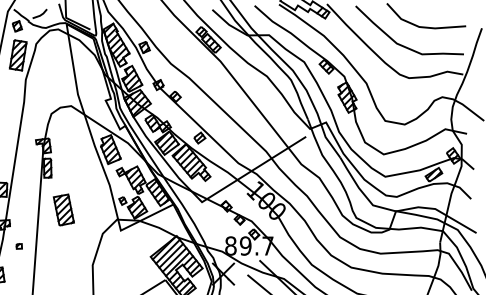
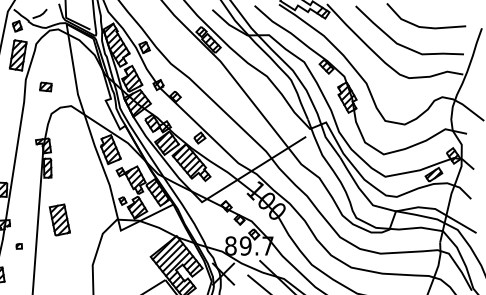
part: none -> present (45, 86)
part position: (63, 209) -> (59, 219) (59, 219)
